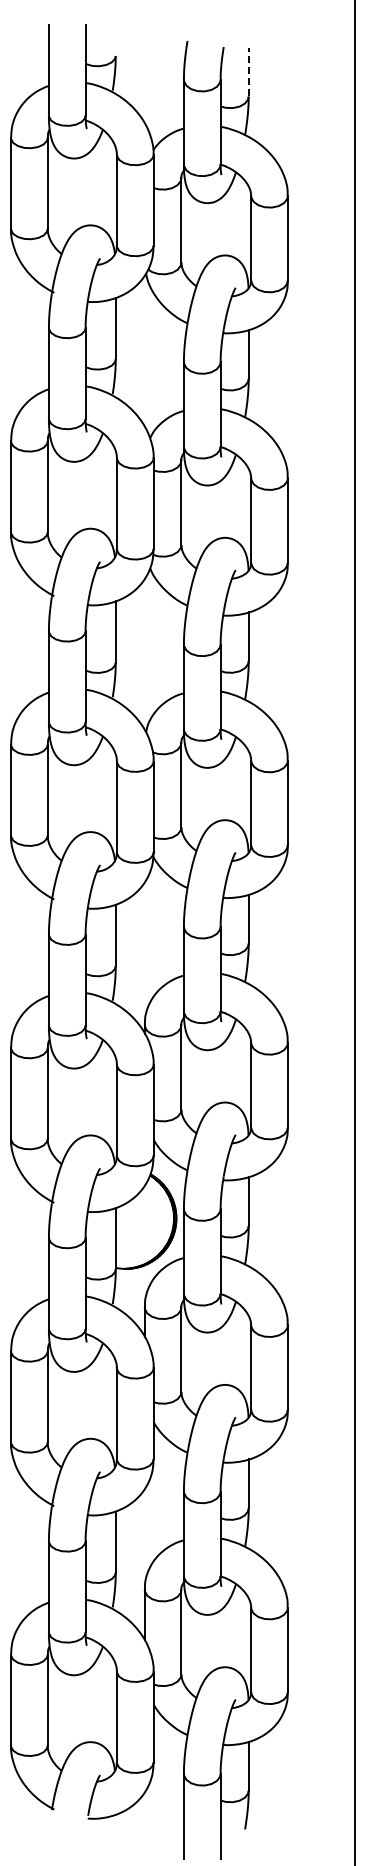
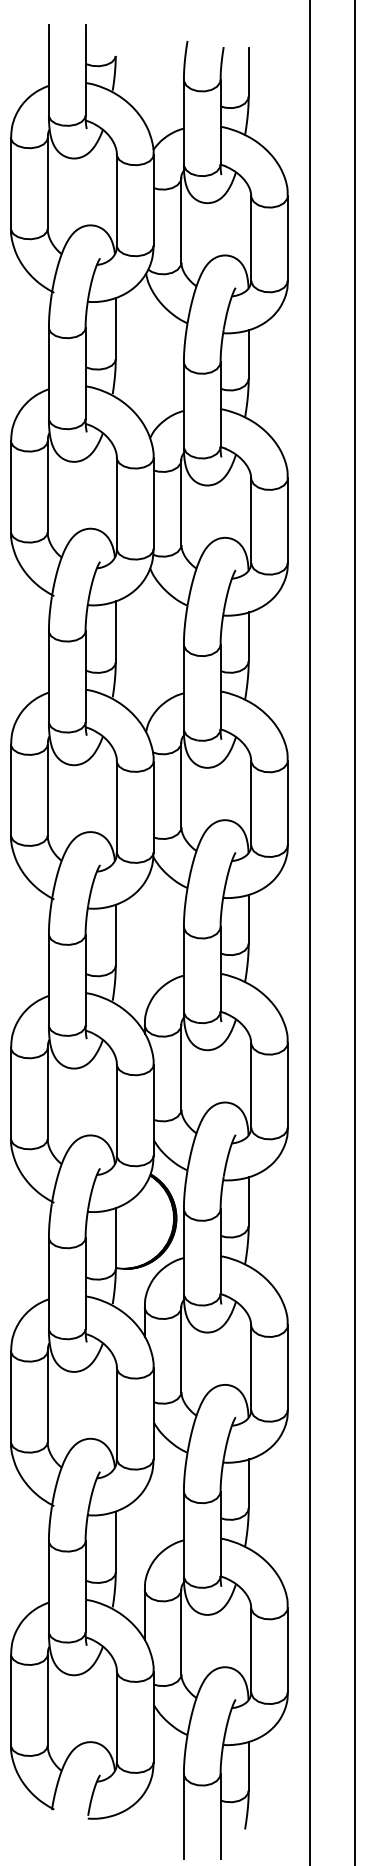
line: dashed -> solid (248, 71)
line: none -> present (309, 932)
